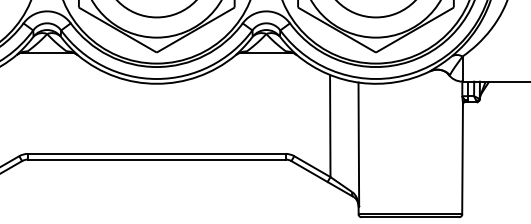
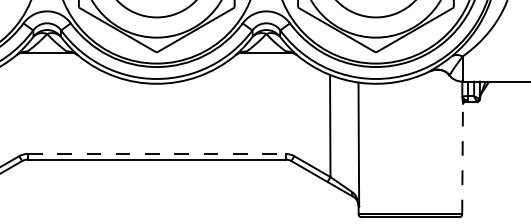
line: solid -> dashed (156, 153)
line: solid -> dashed (462, 158)
